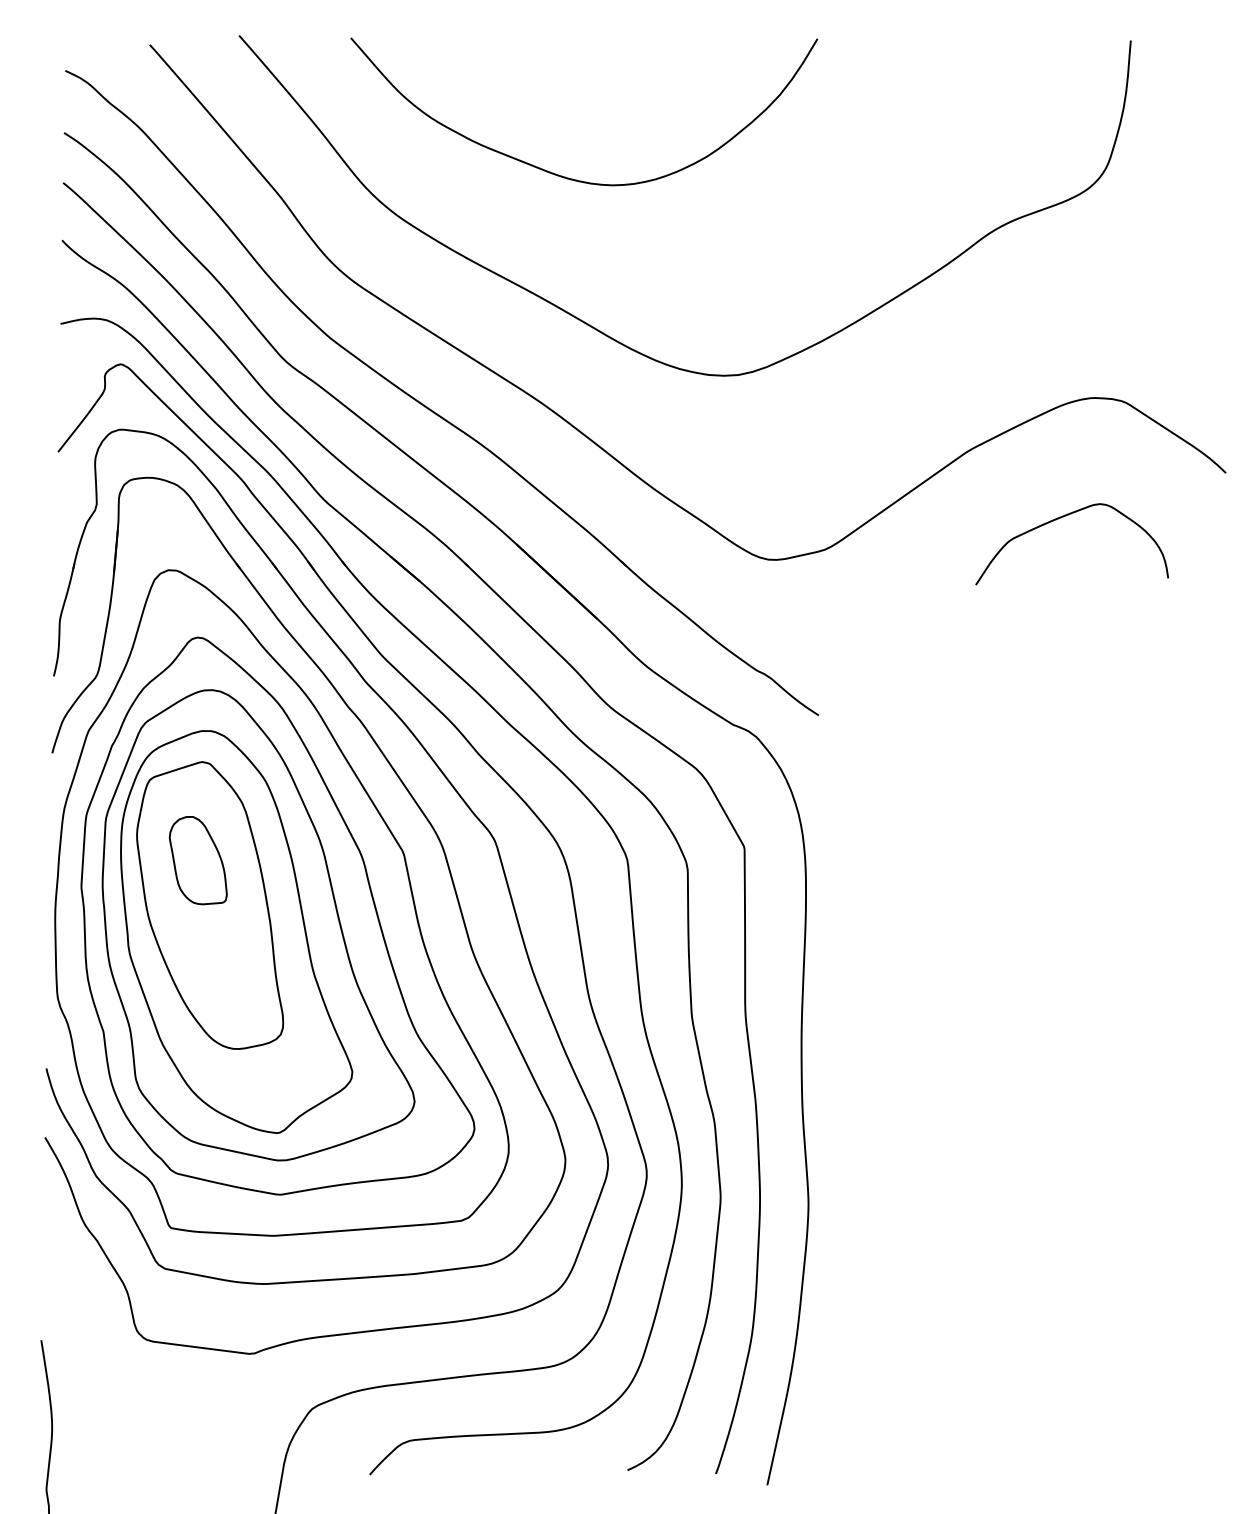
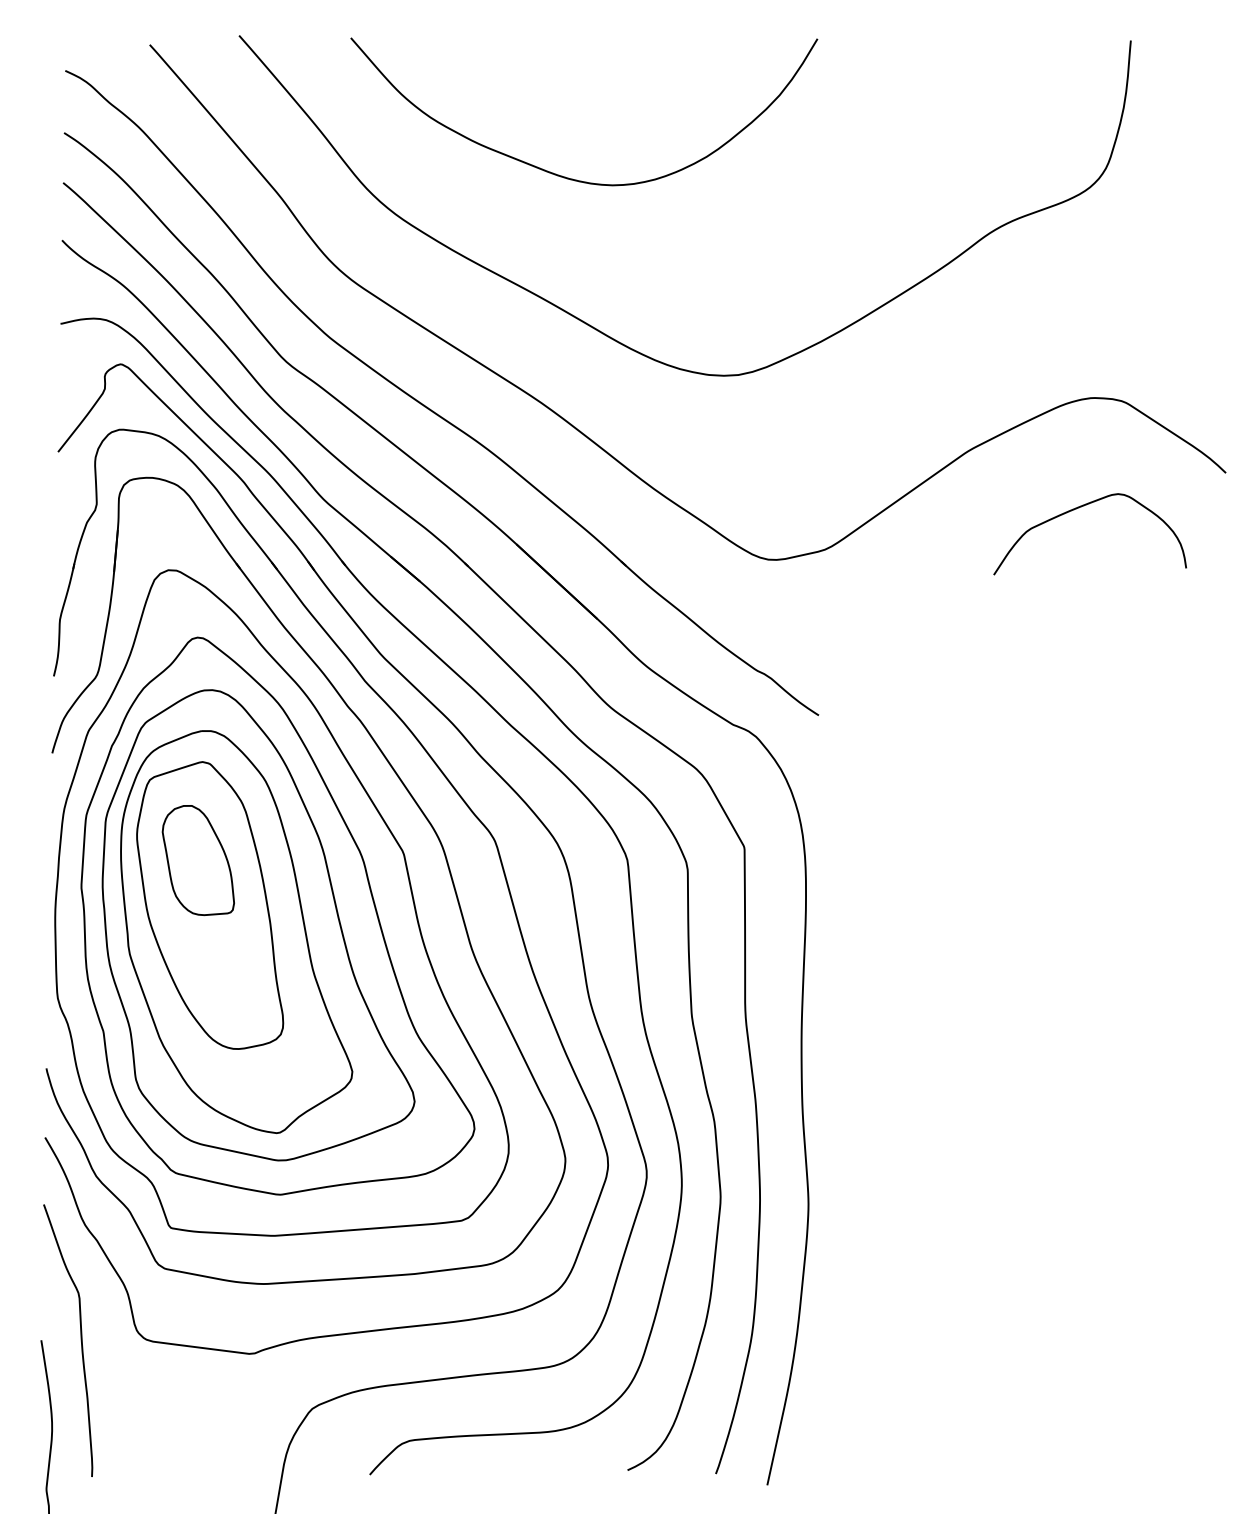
curve position: (1061, 518) -> (1079, 508) (1079, 508)
part size: 60x90 px -> 74x112 px (197, 860)
curve: none -> present (80, 1340)
